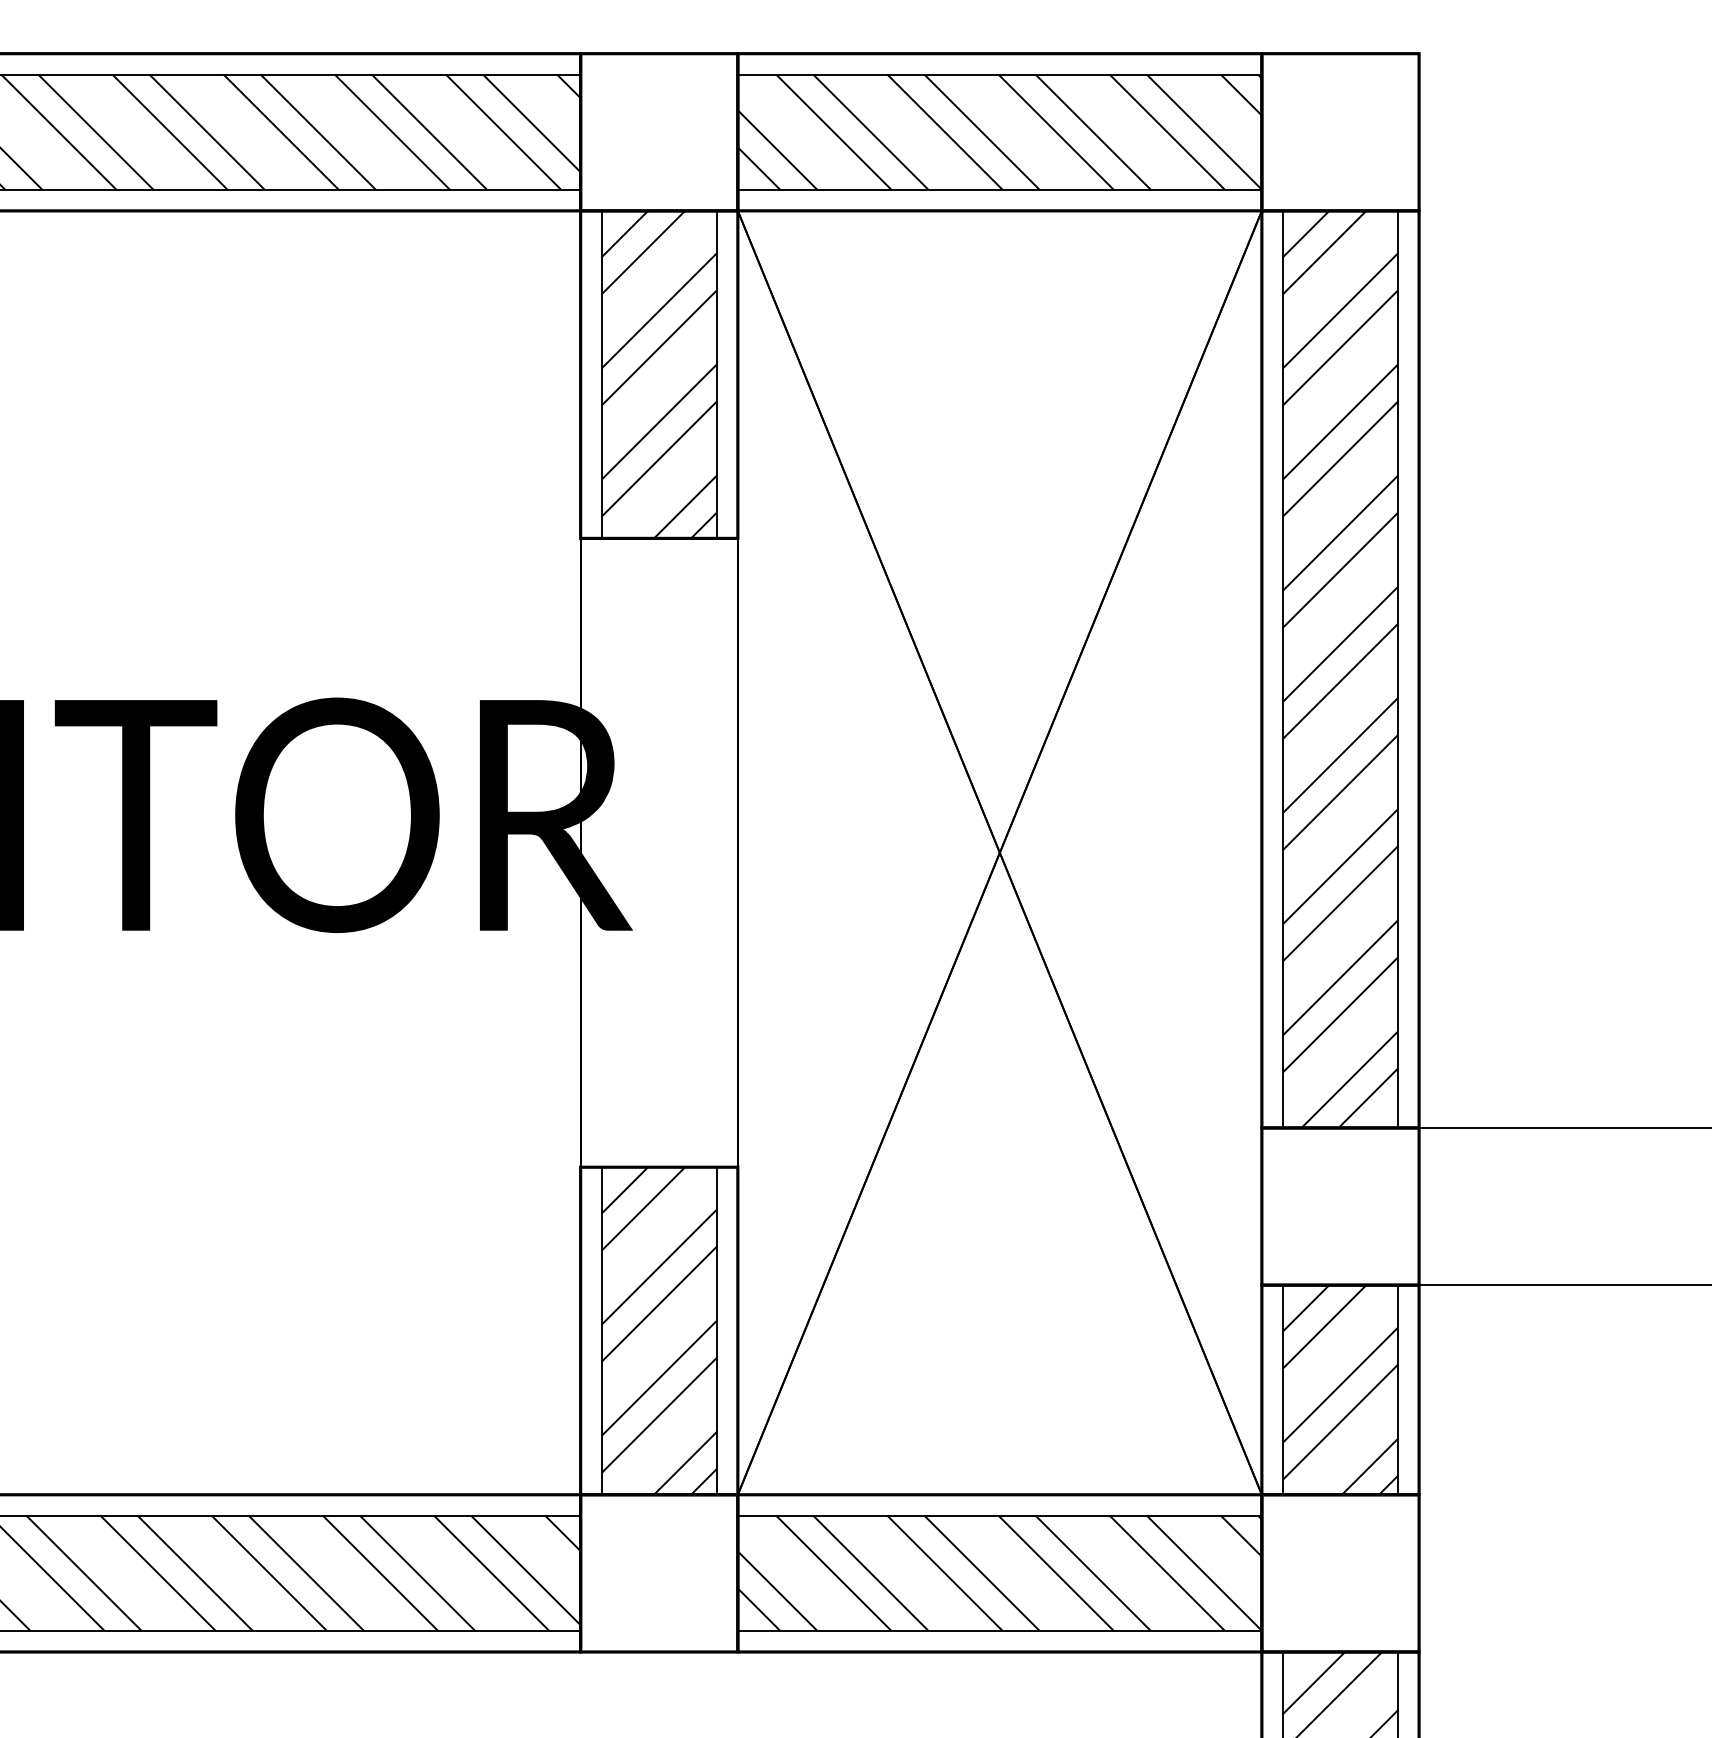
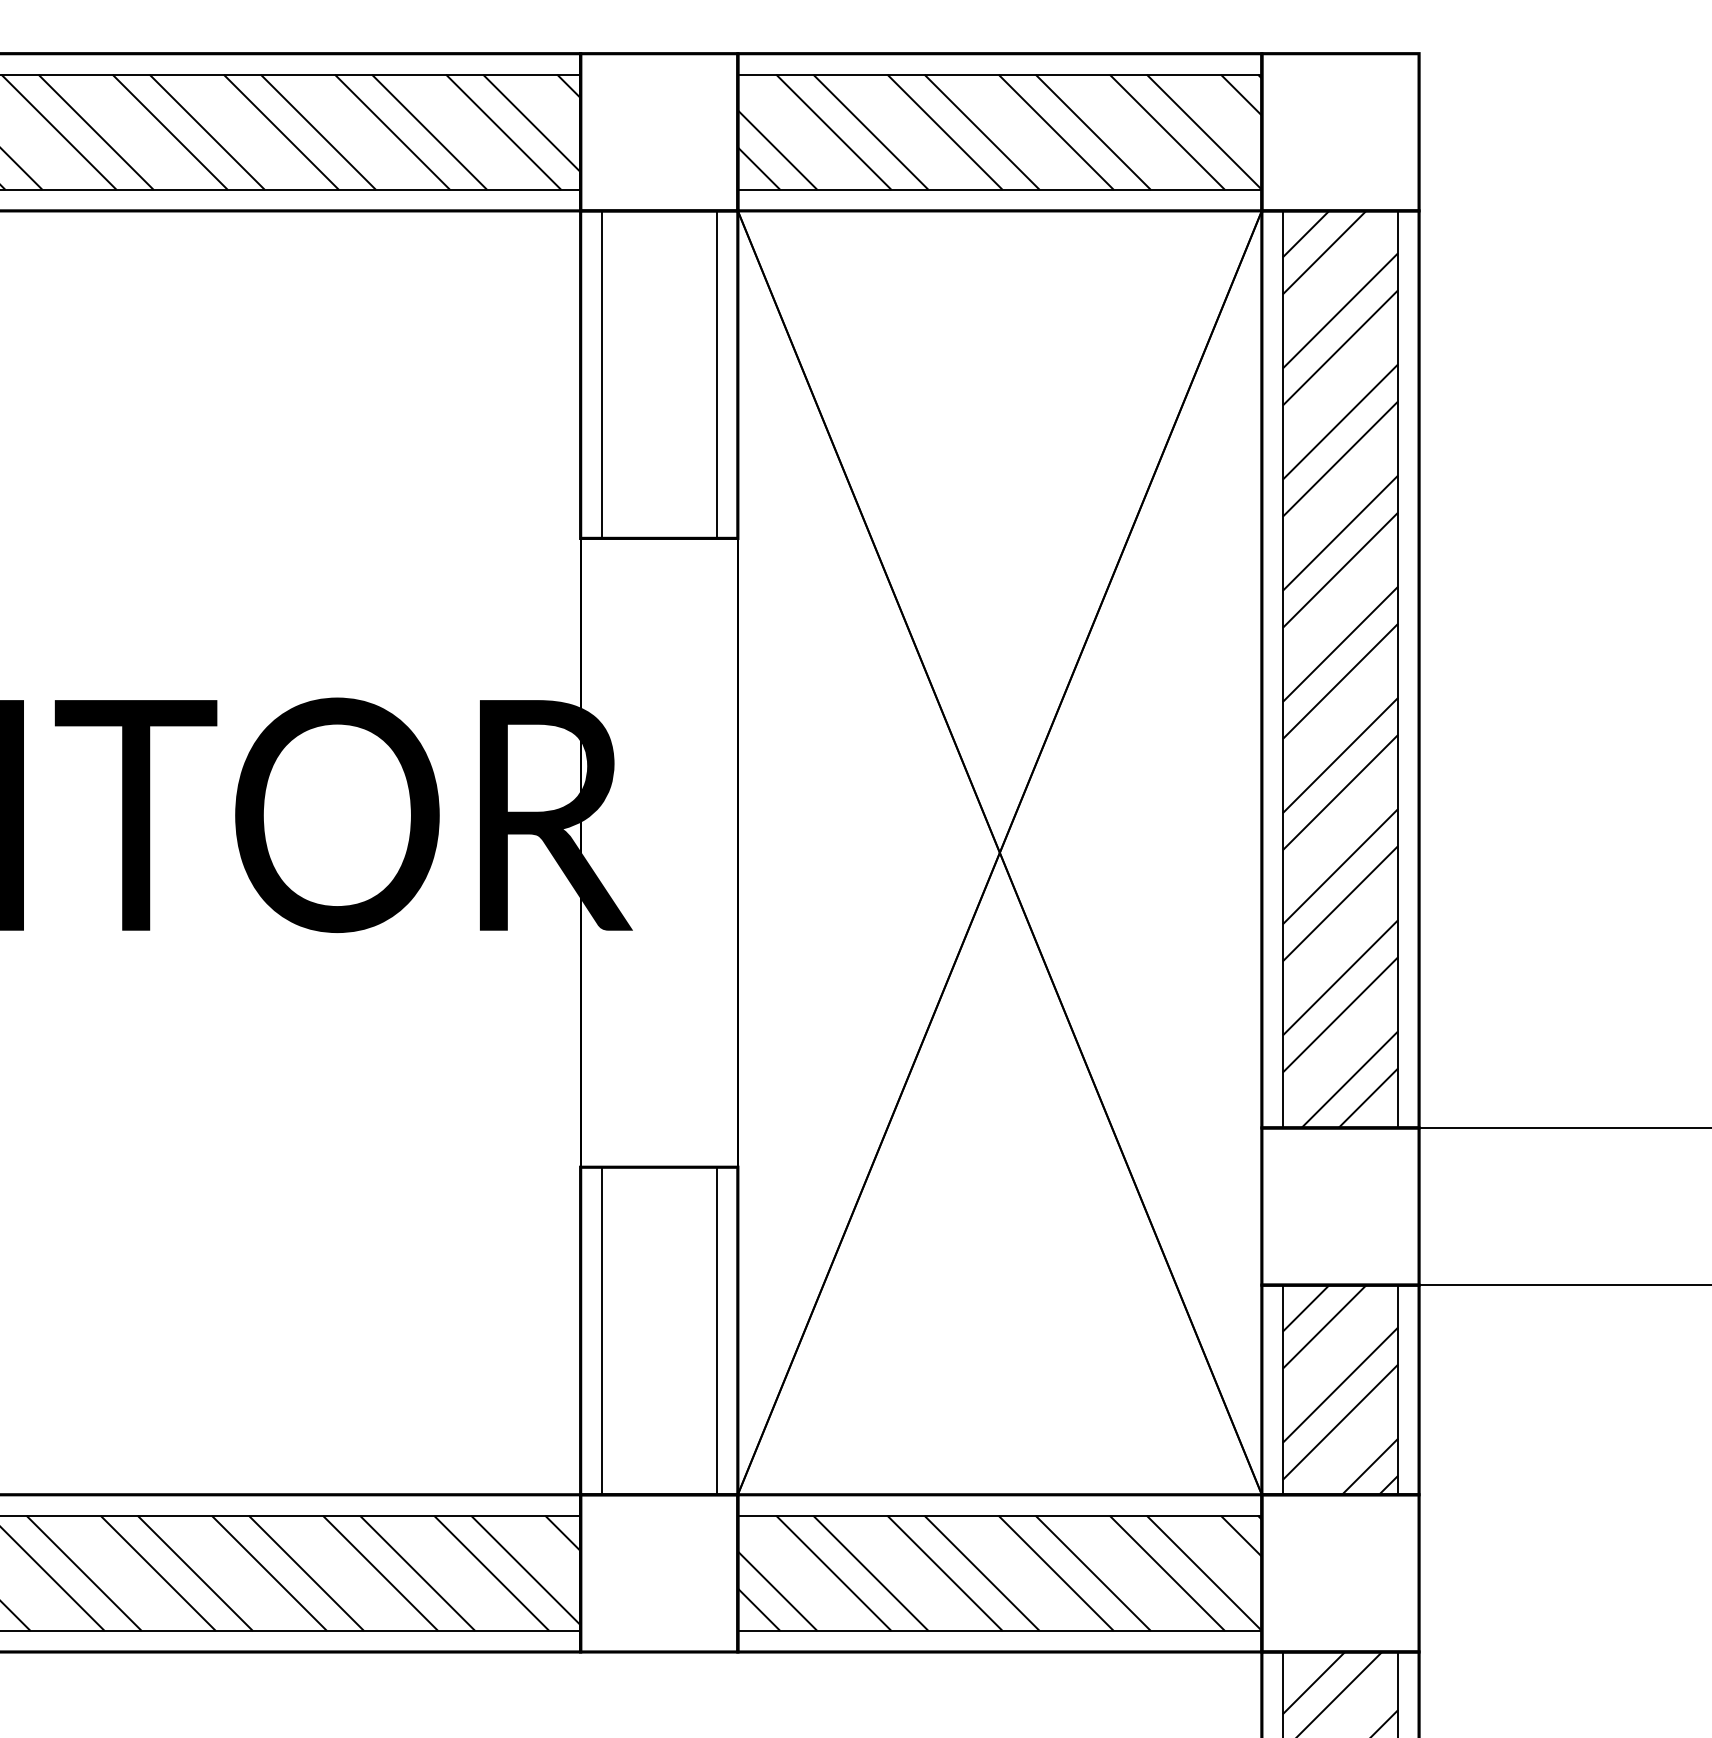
hatch: present -> none (658, 374)
hatch: present -> none (658, 1330)
